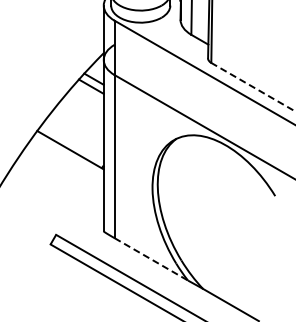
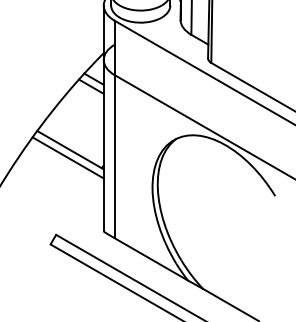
line: dashed -> solid (252, 86)
line: none -> present (67, 157)
line: dashed -> solid (151, 259)
